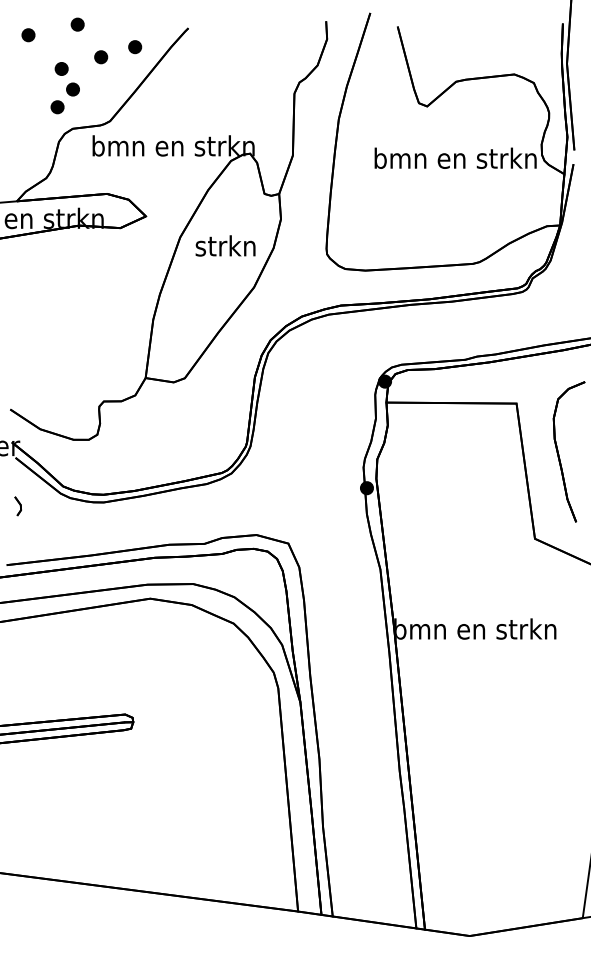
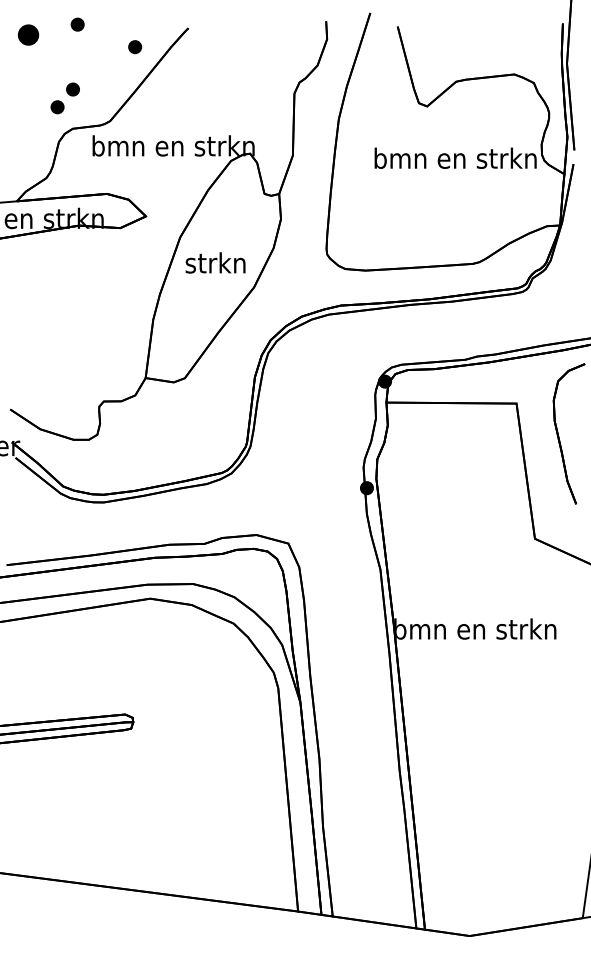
part size: 15x15 px -> 23x22 px (28, 34)
part: present -> none (101, 57)
part: present -> none (61, 68)
text position: (225, 245) -> (215, 262) (215, 262)
part position: (559, 454) -> (559, 436) (559, 436)
part: present -> none (17, 506)
